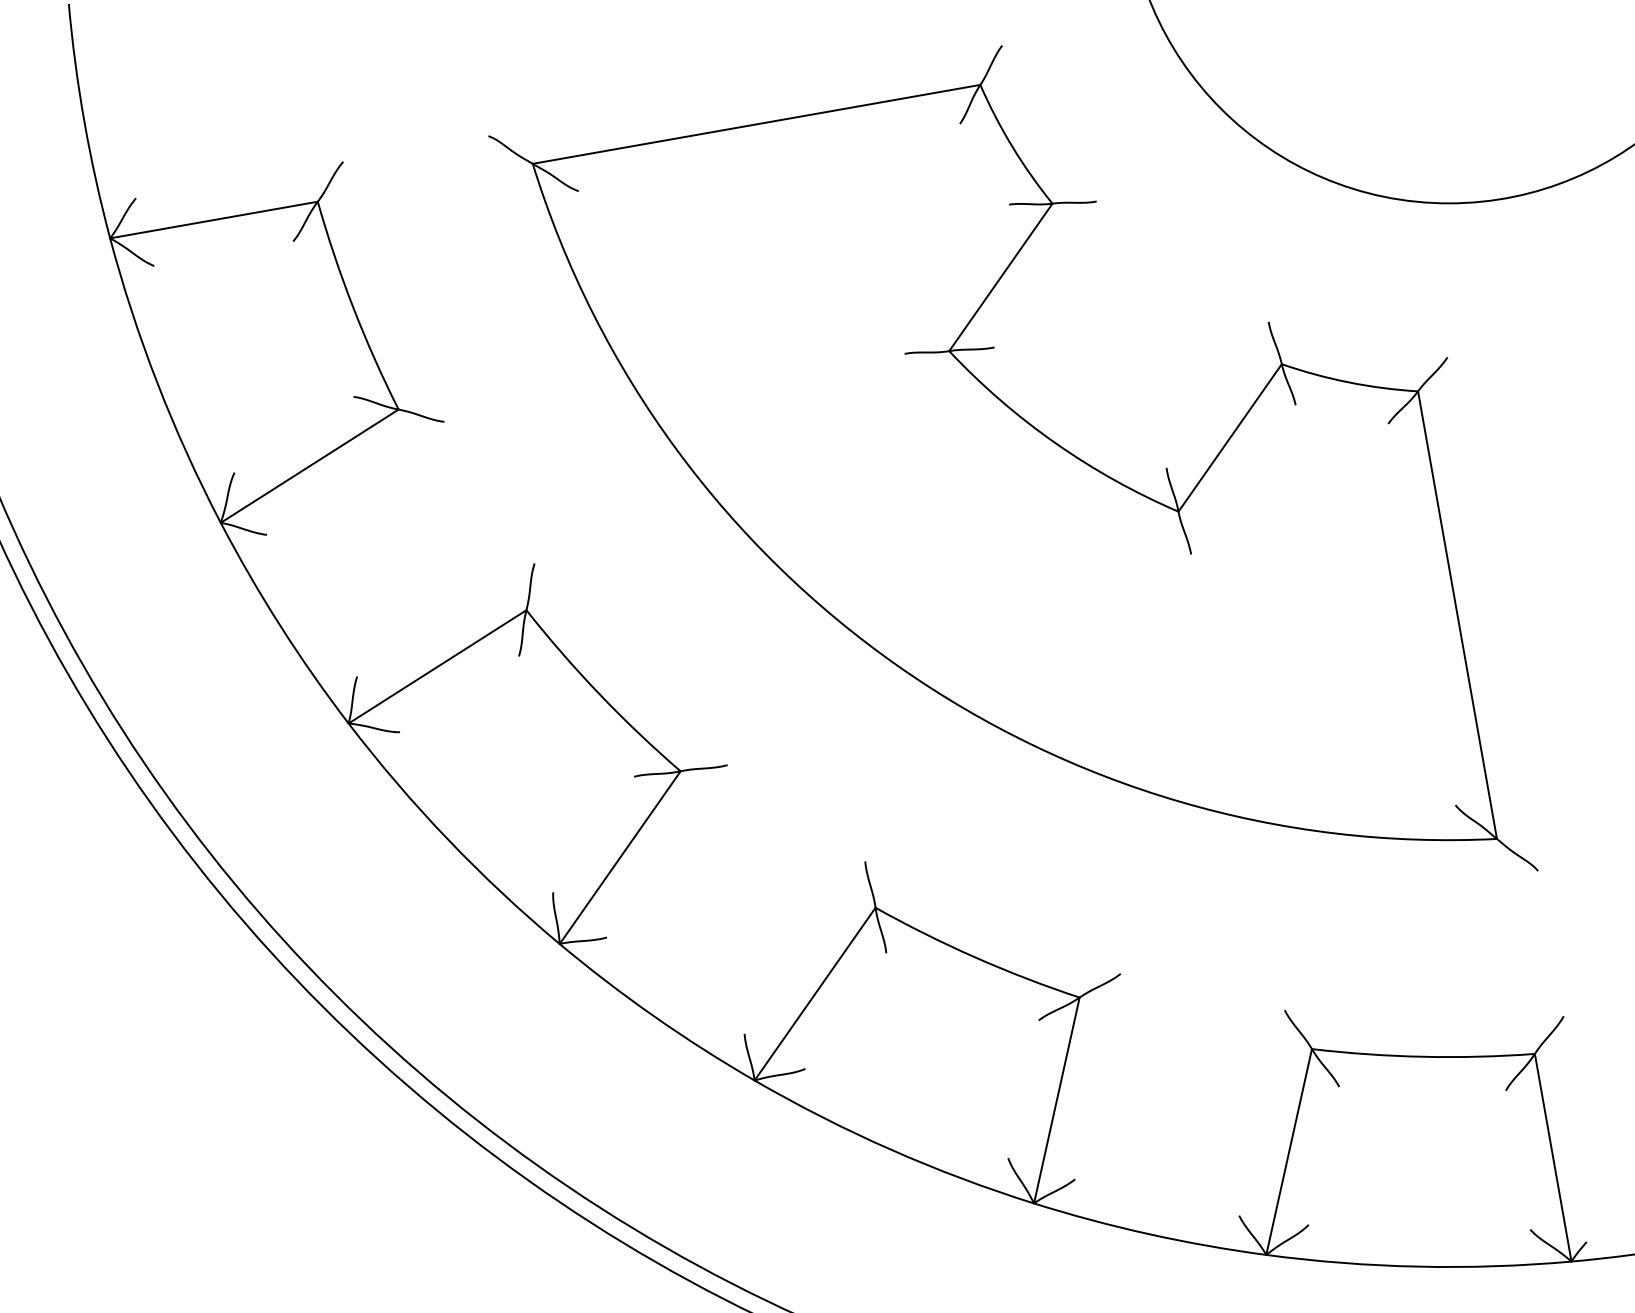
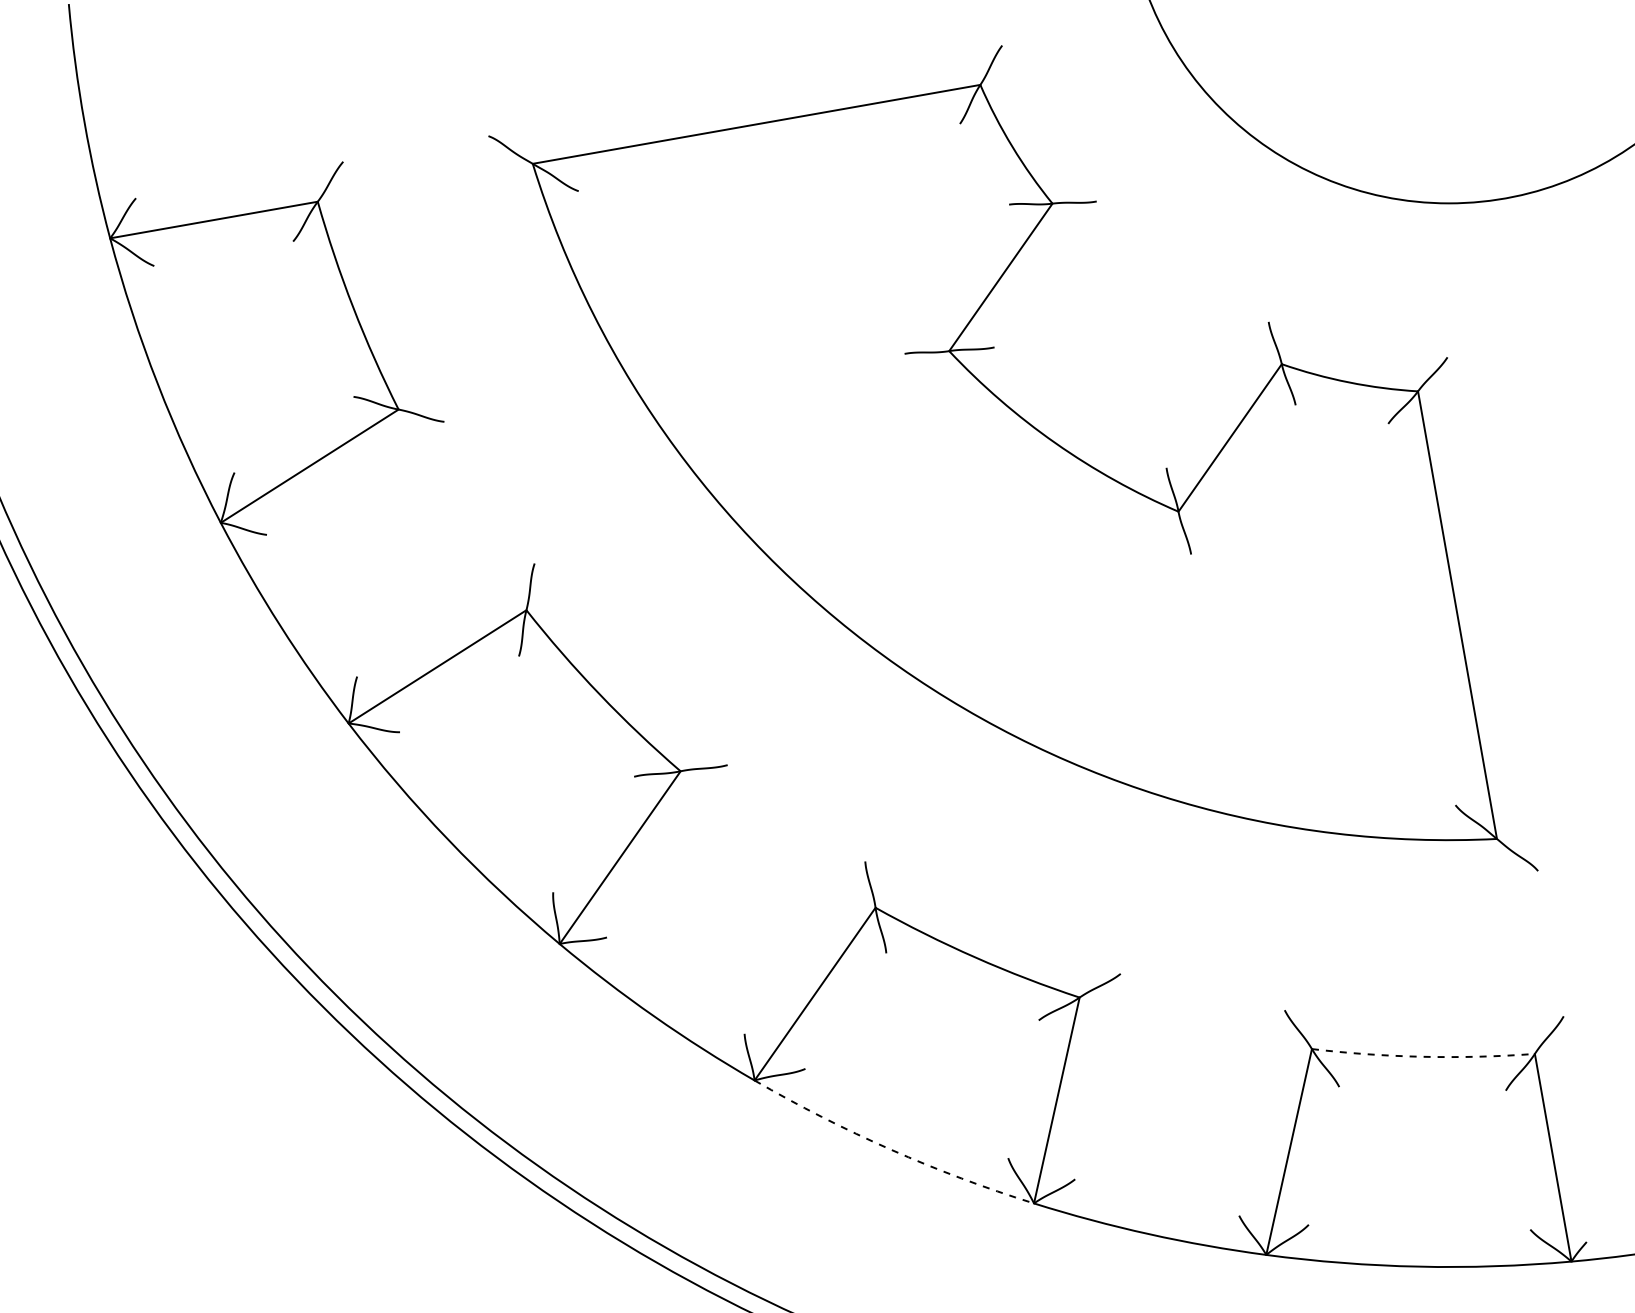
arc: solid -> dashed (1423, 1056)
arc: solid -> dashed (890, 1149)
